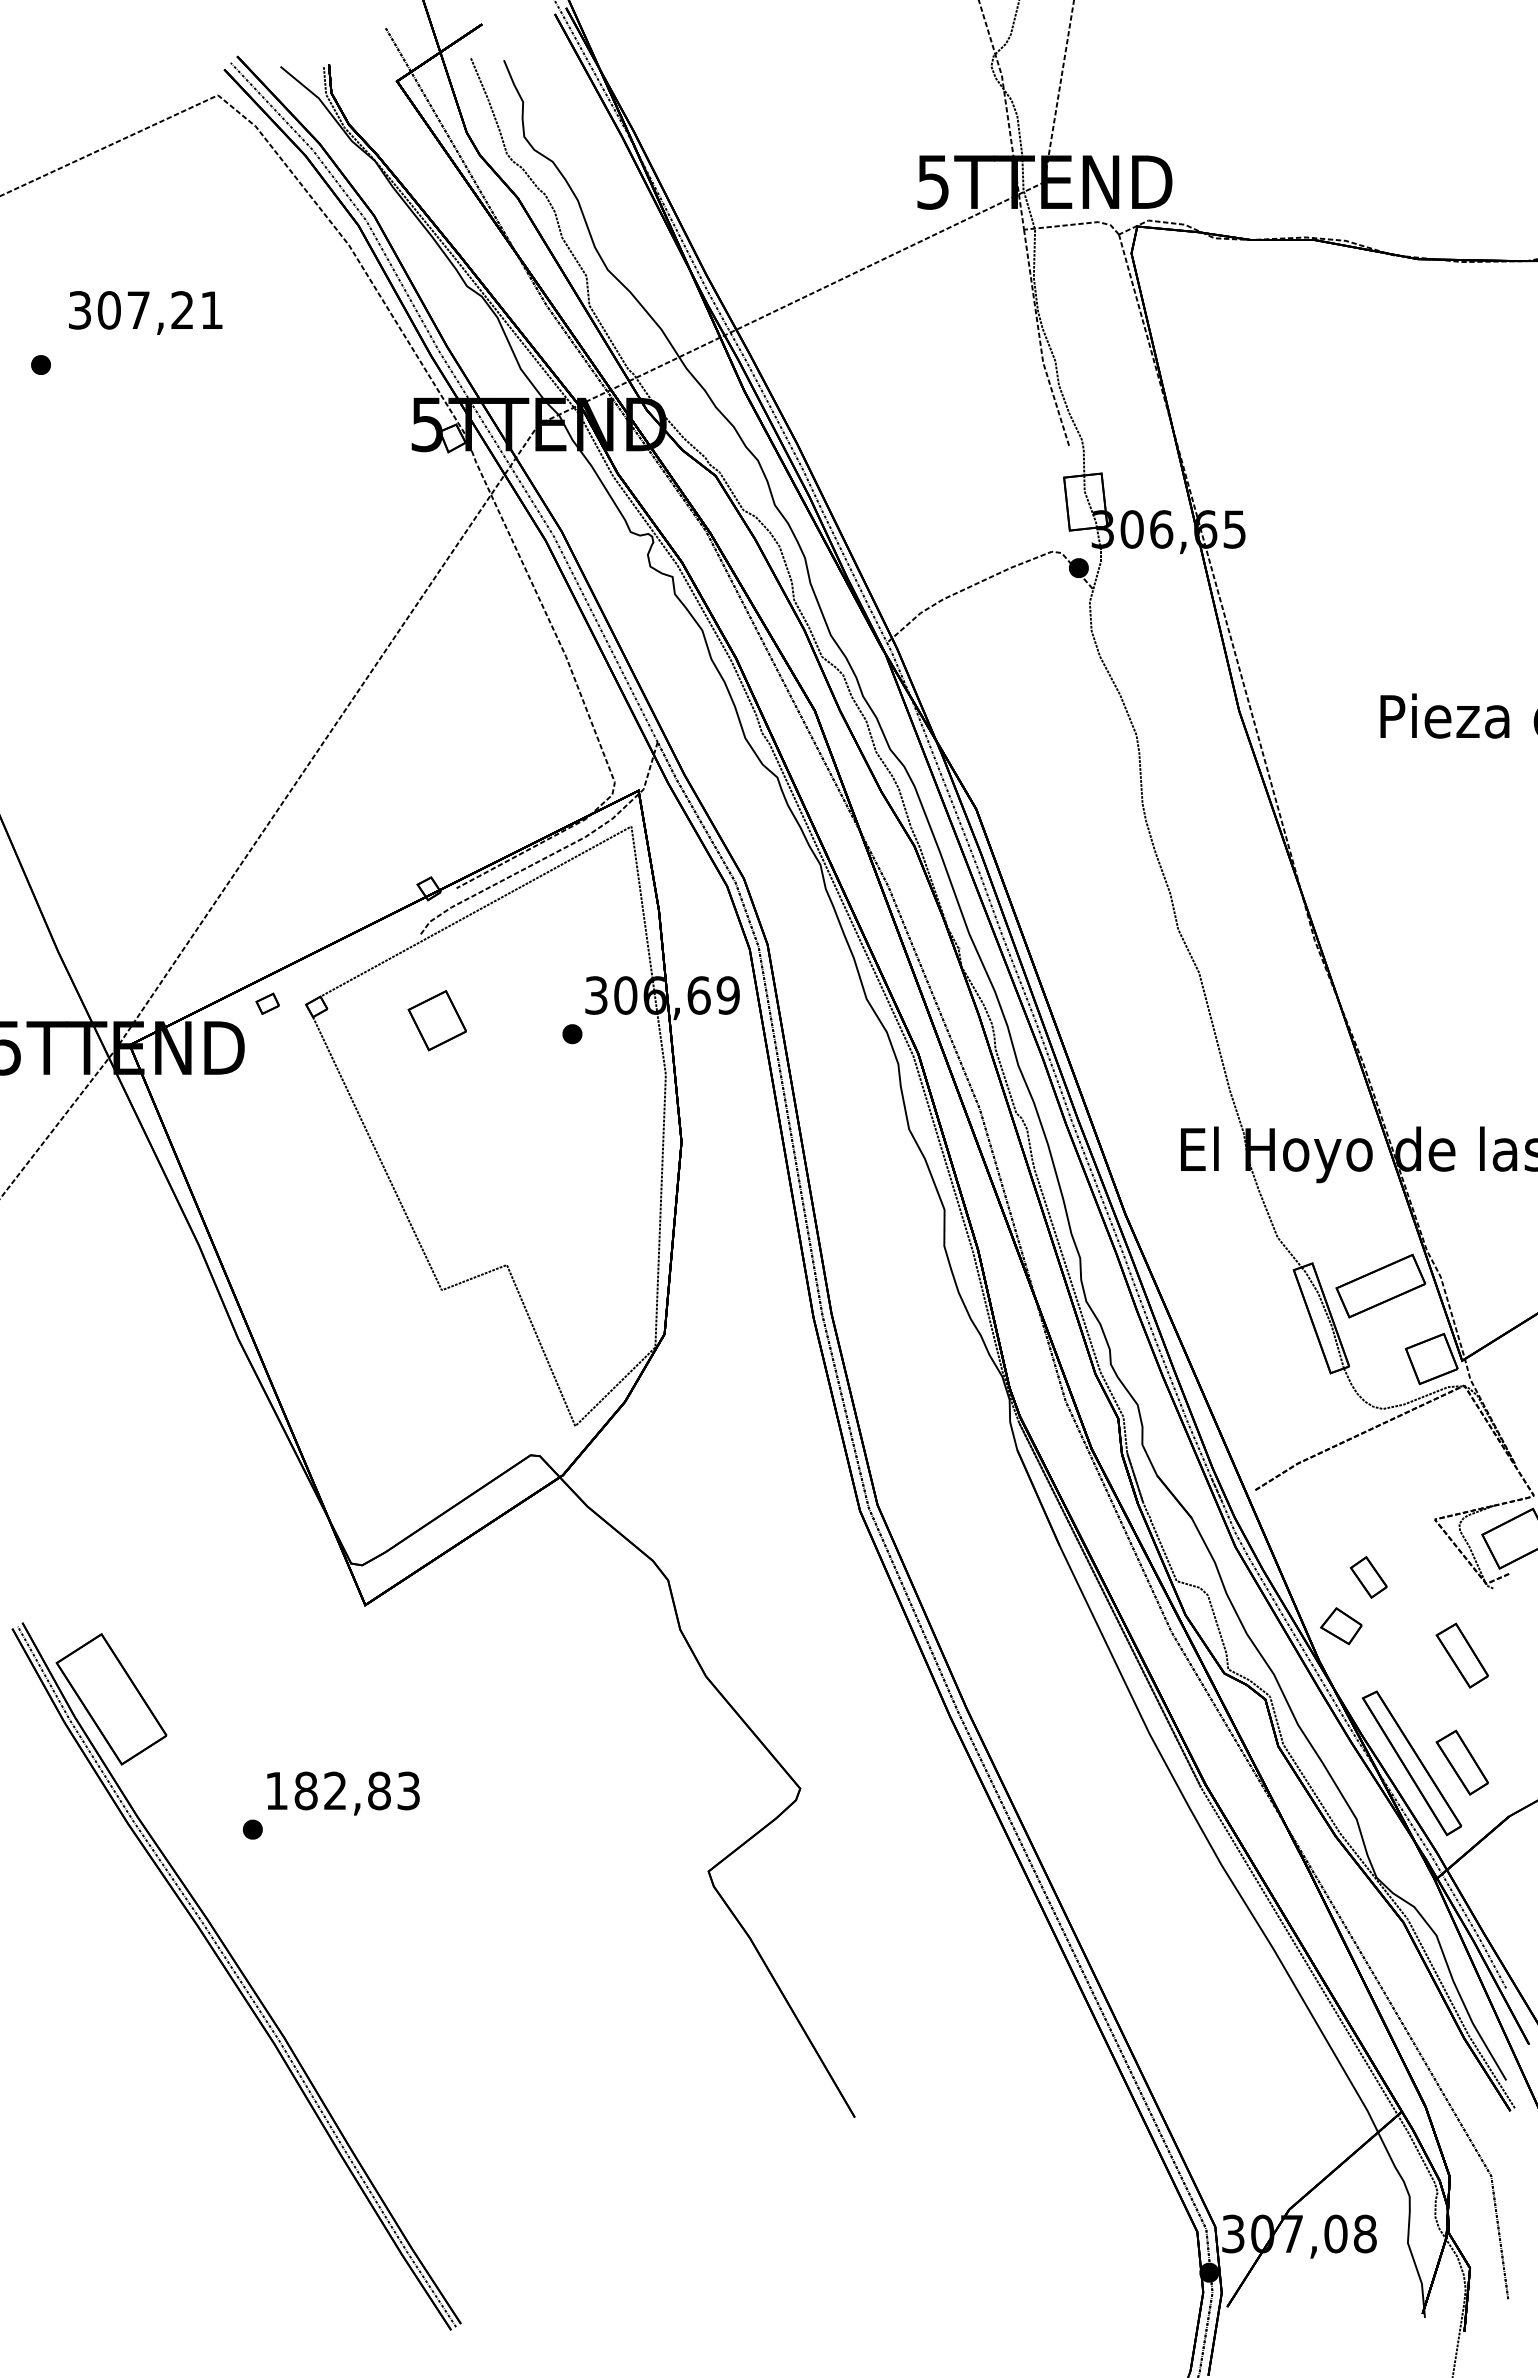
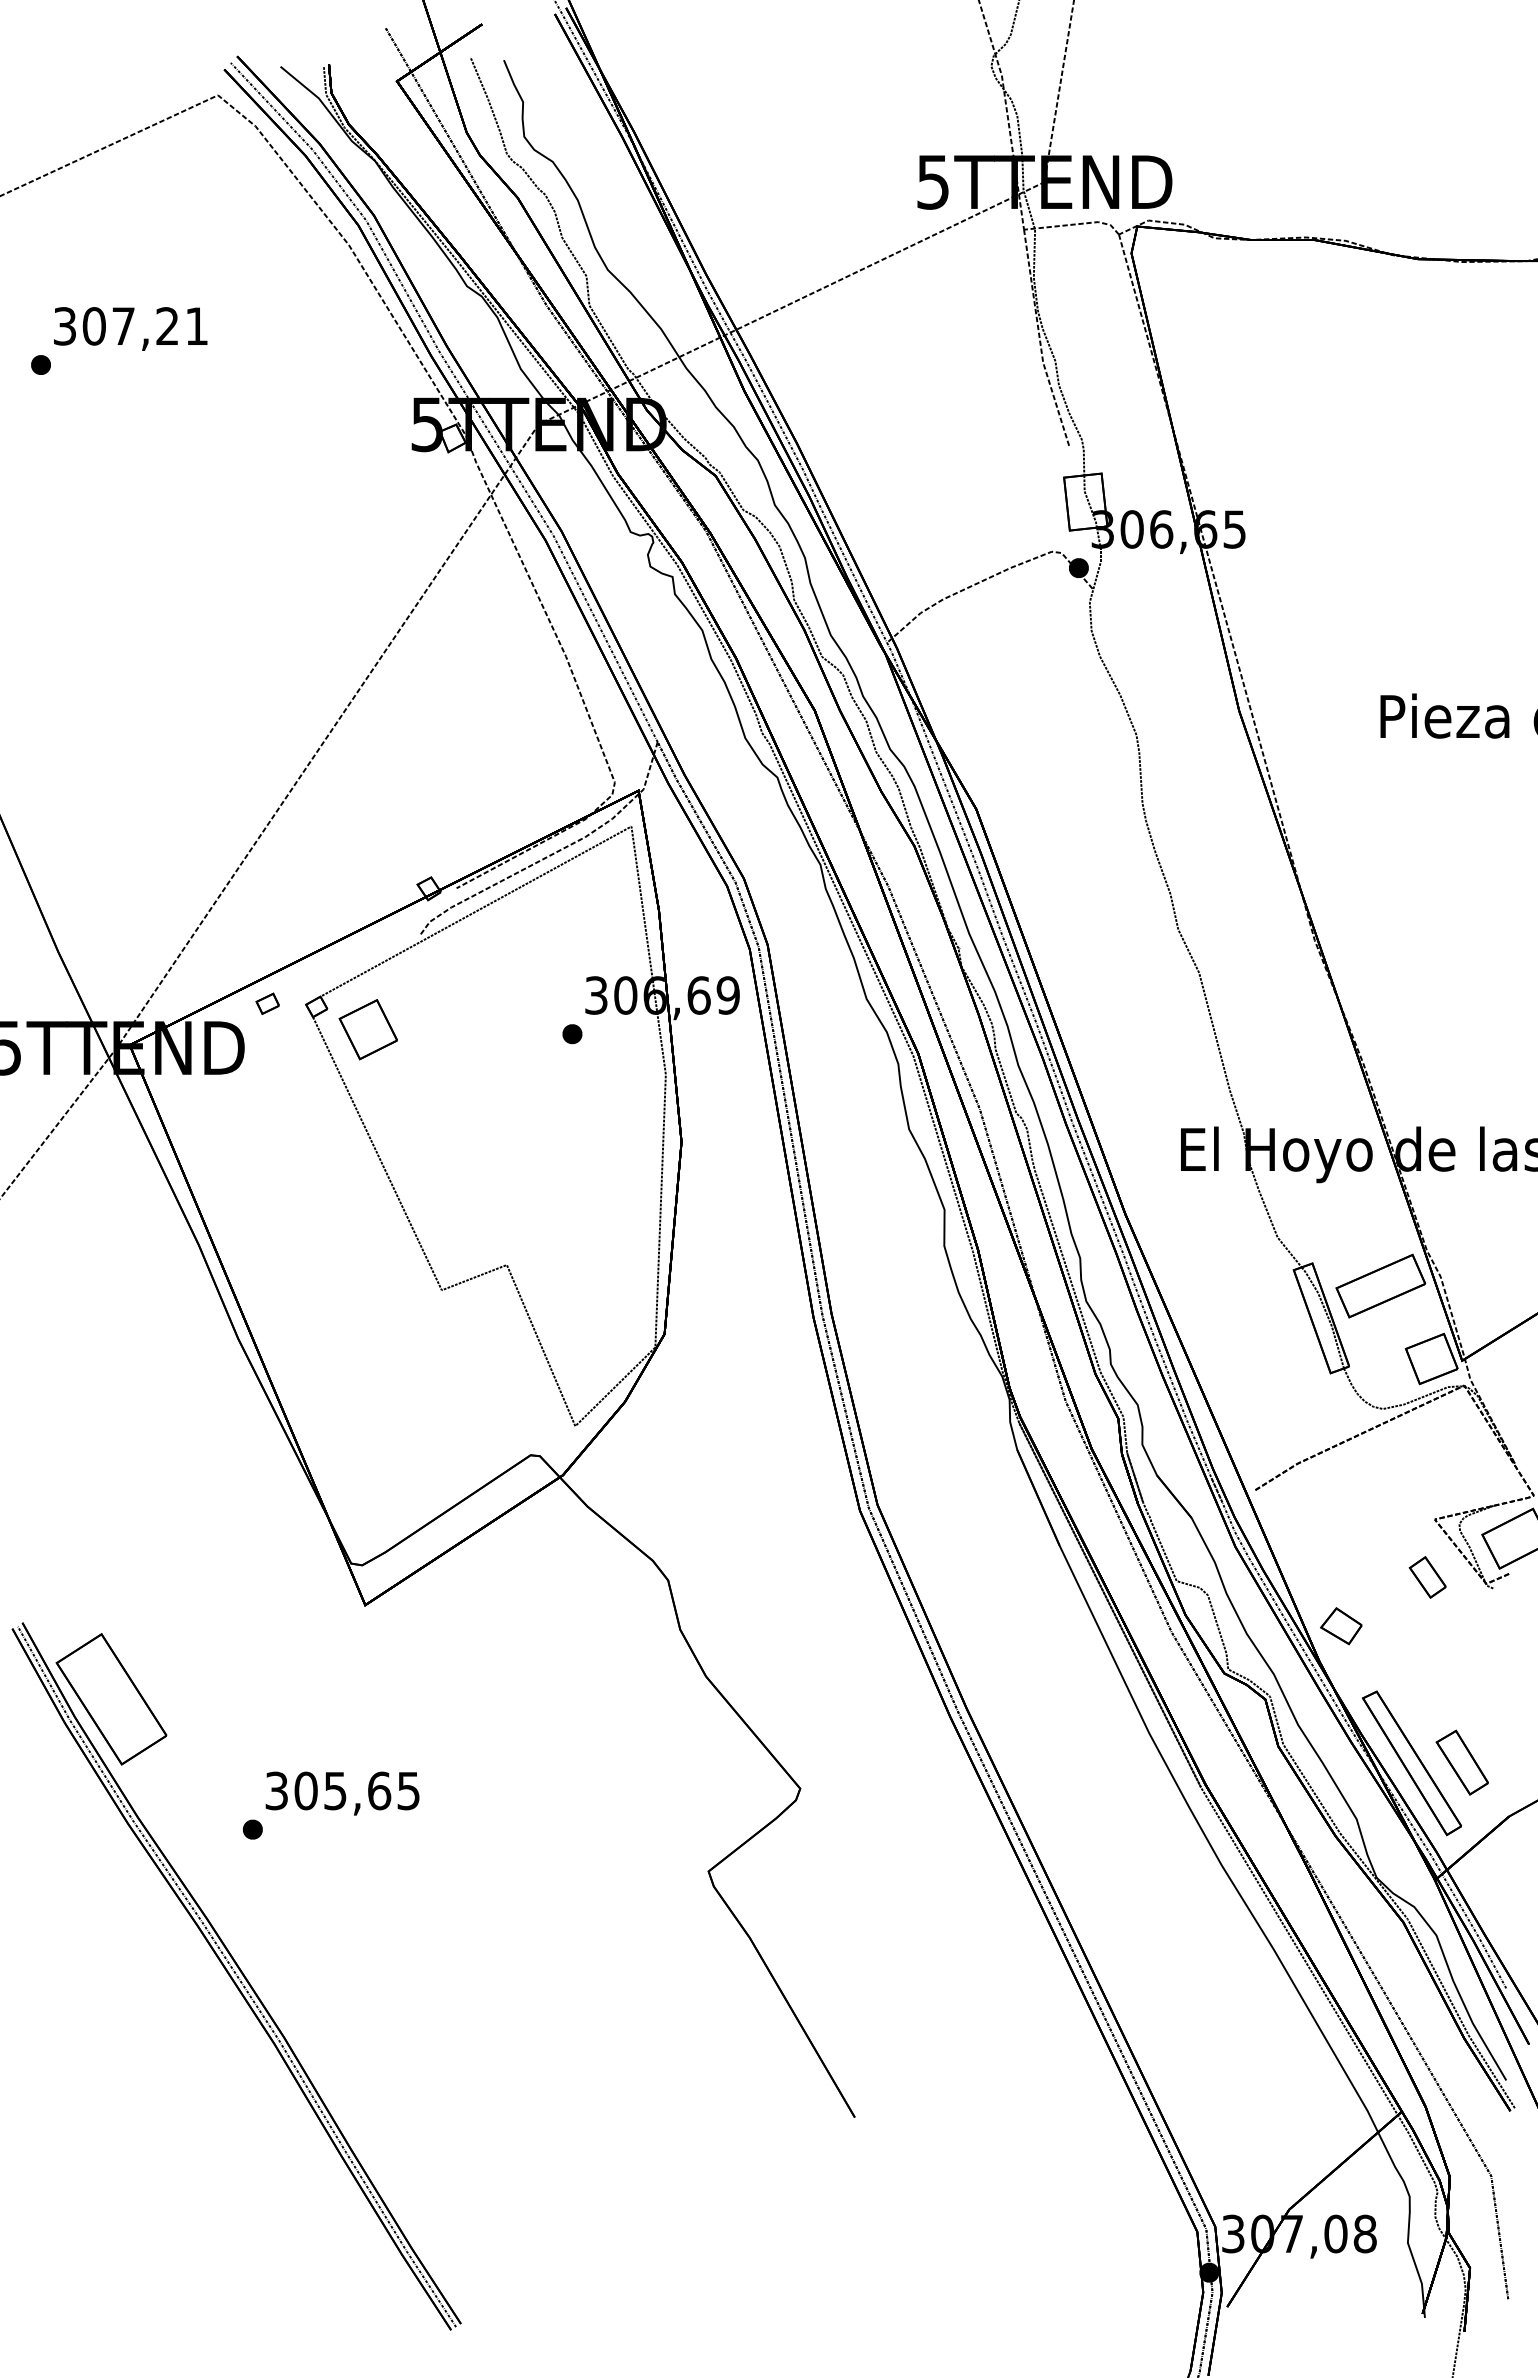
text position: (145, 312) -> (130, 328) (130, 328)
part position: (436, 1020) -> (367, 1029) (367, 1029)
part position: (1368, 1577) -> (1427, 1577) (1427, 1577)
part: present -> none (1461, 1655)
text: 182,83 -> 305,65 (342, 1790)
